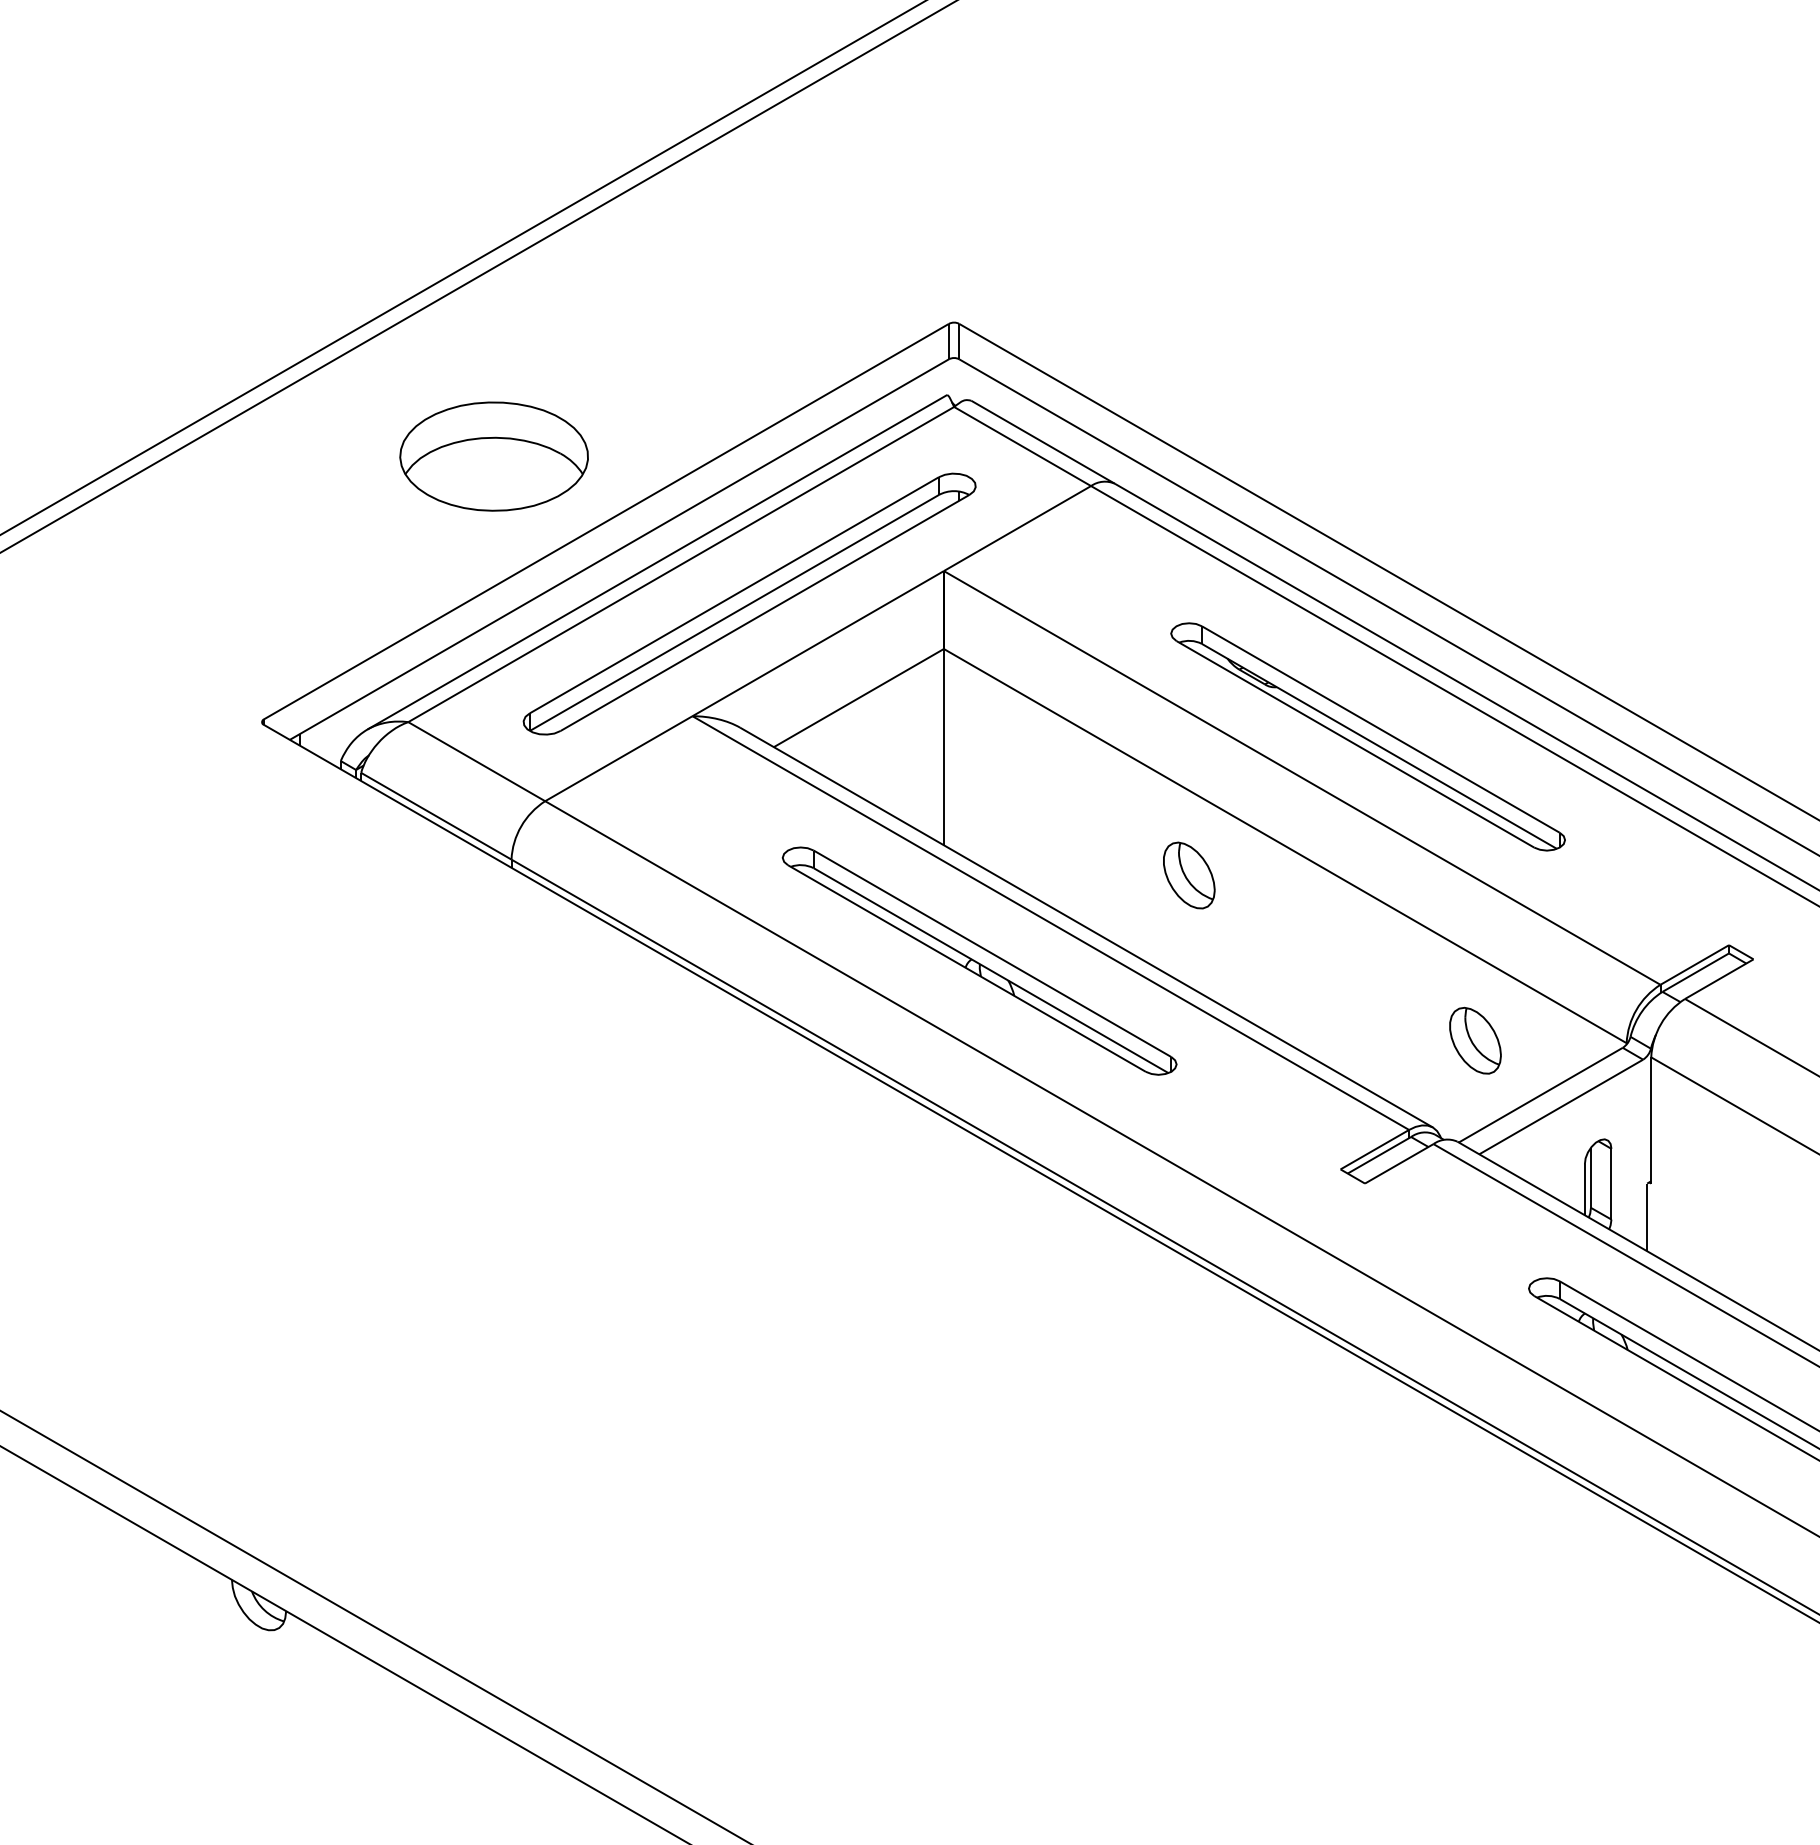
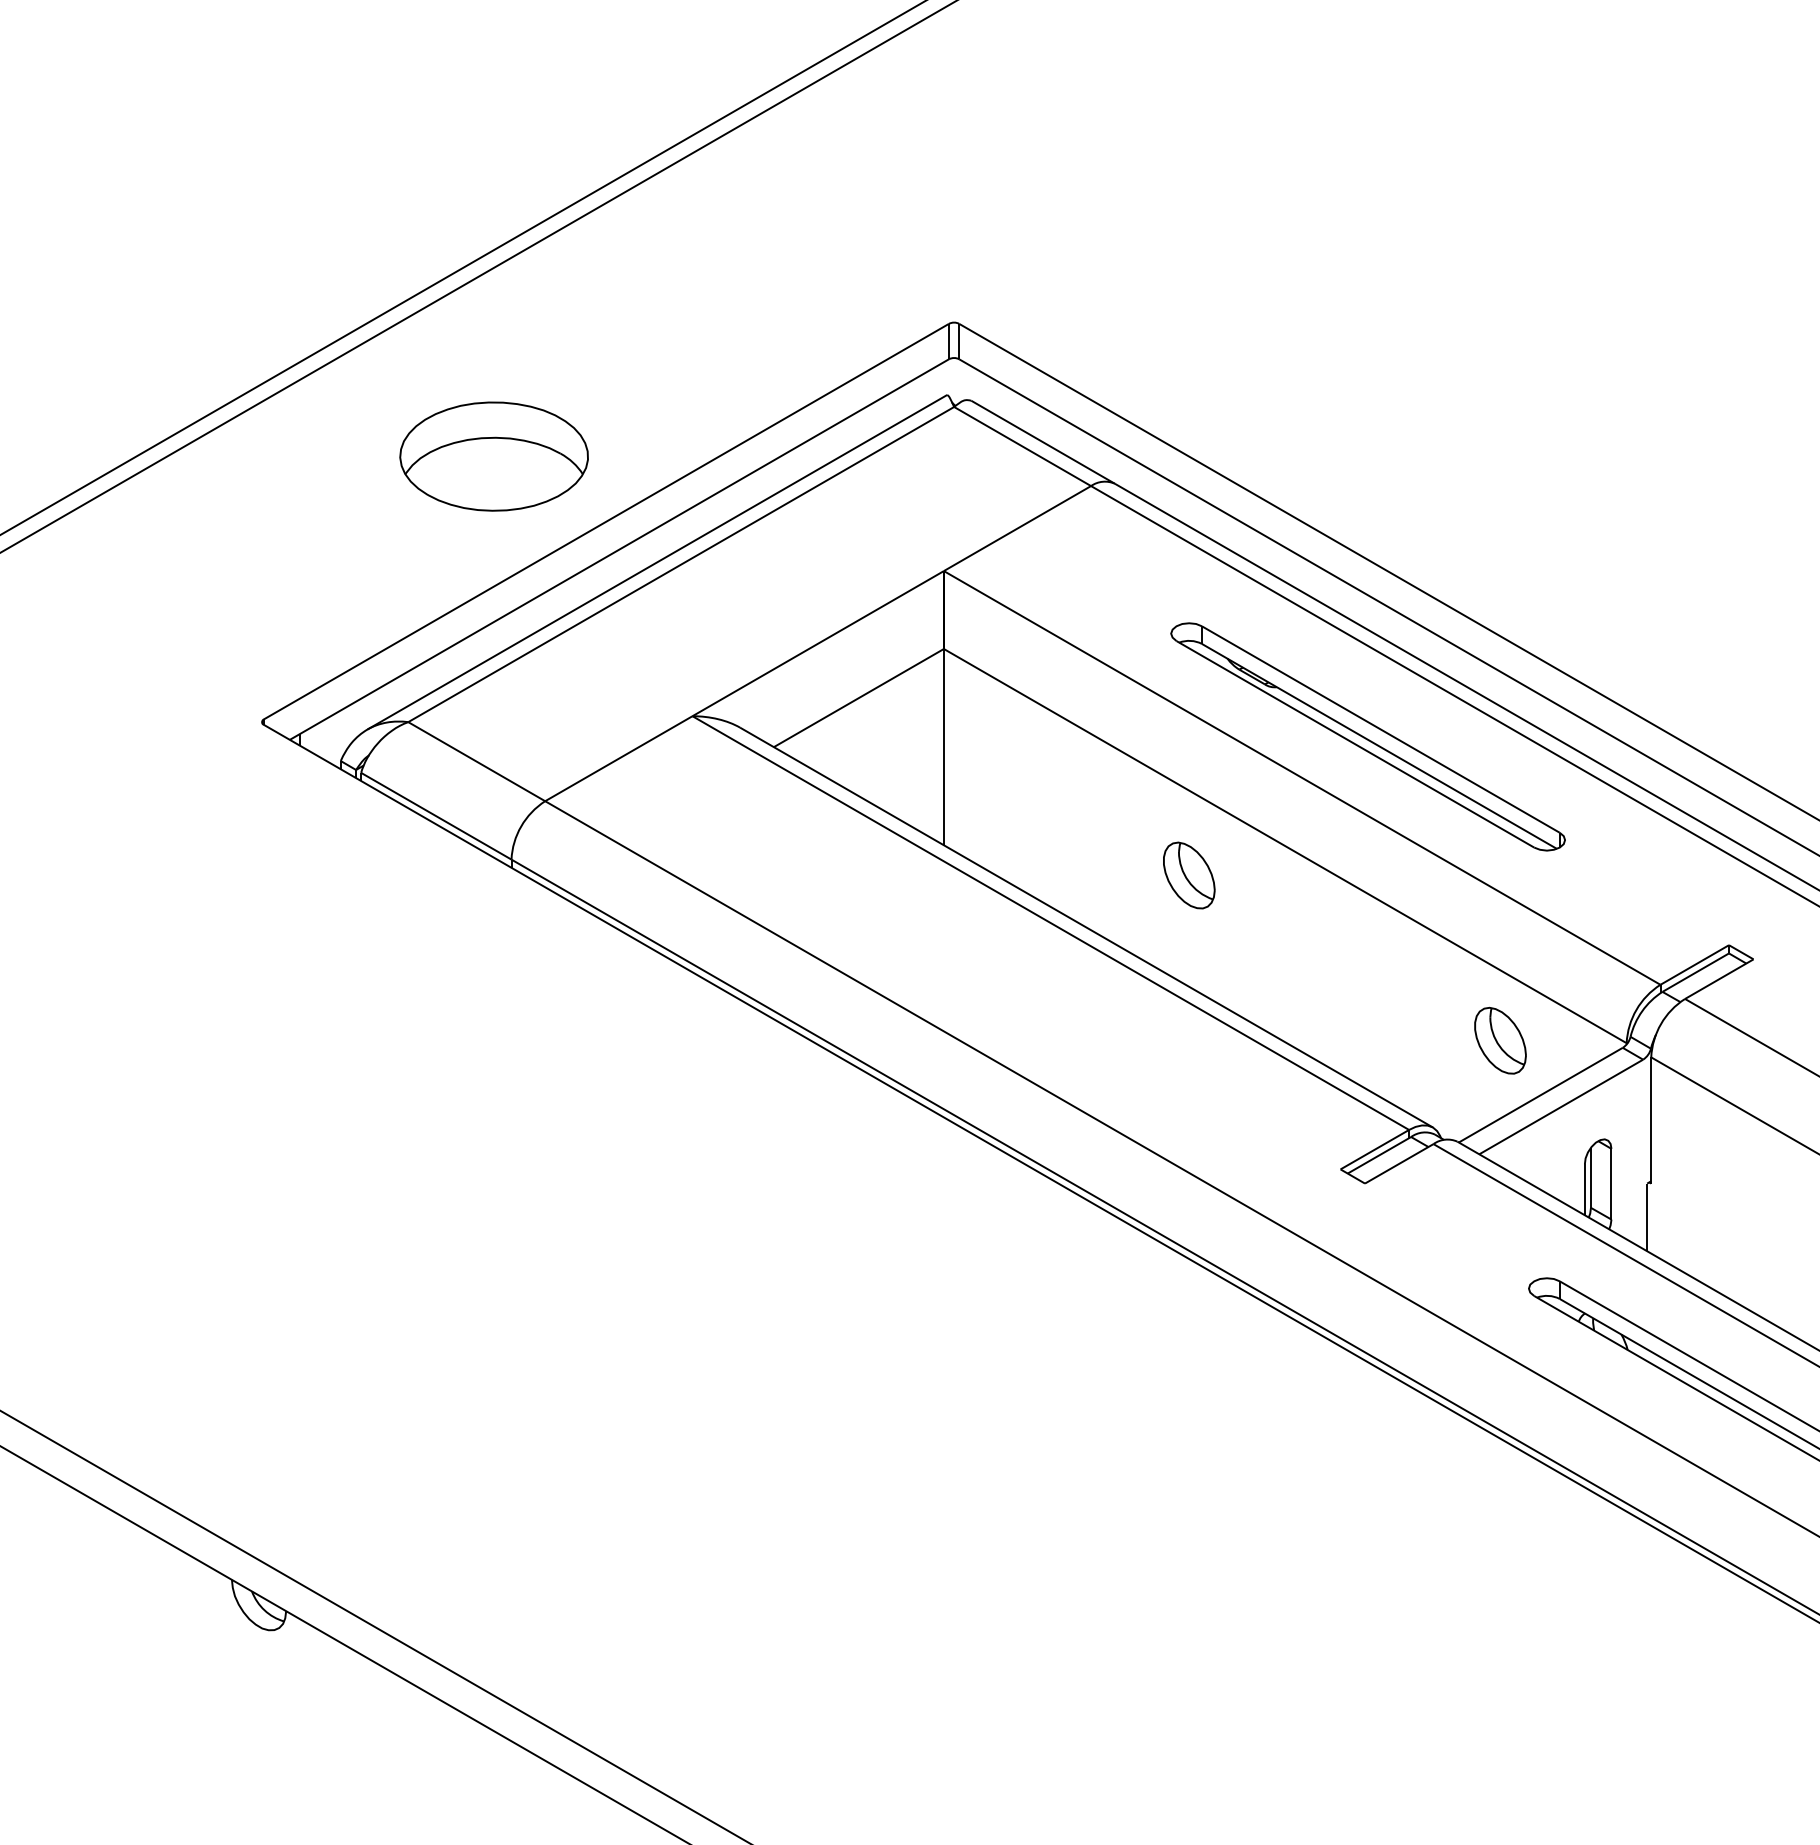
part: present -> none (749, 603)
part: present -> none (979, 960)
part position: (1475, 1040) -> (1500, 1040) (1500, 1040)
